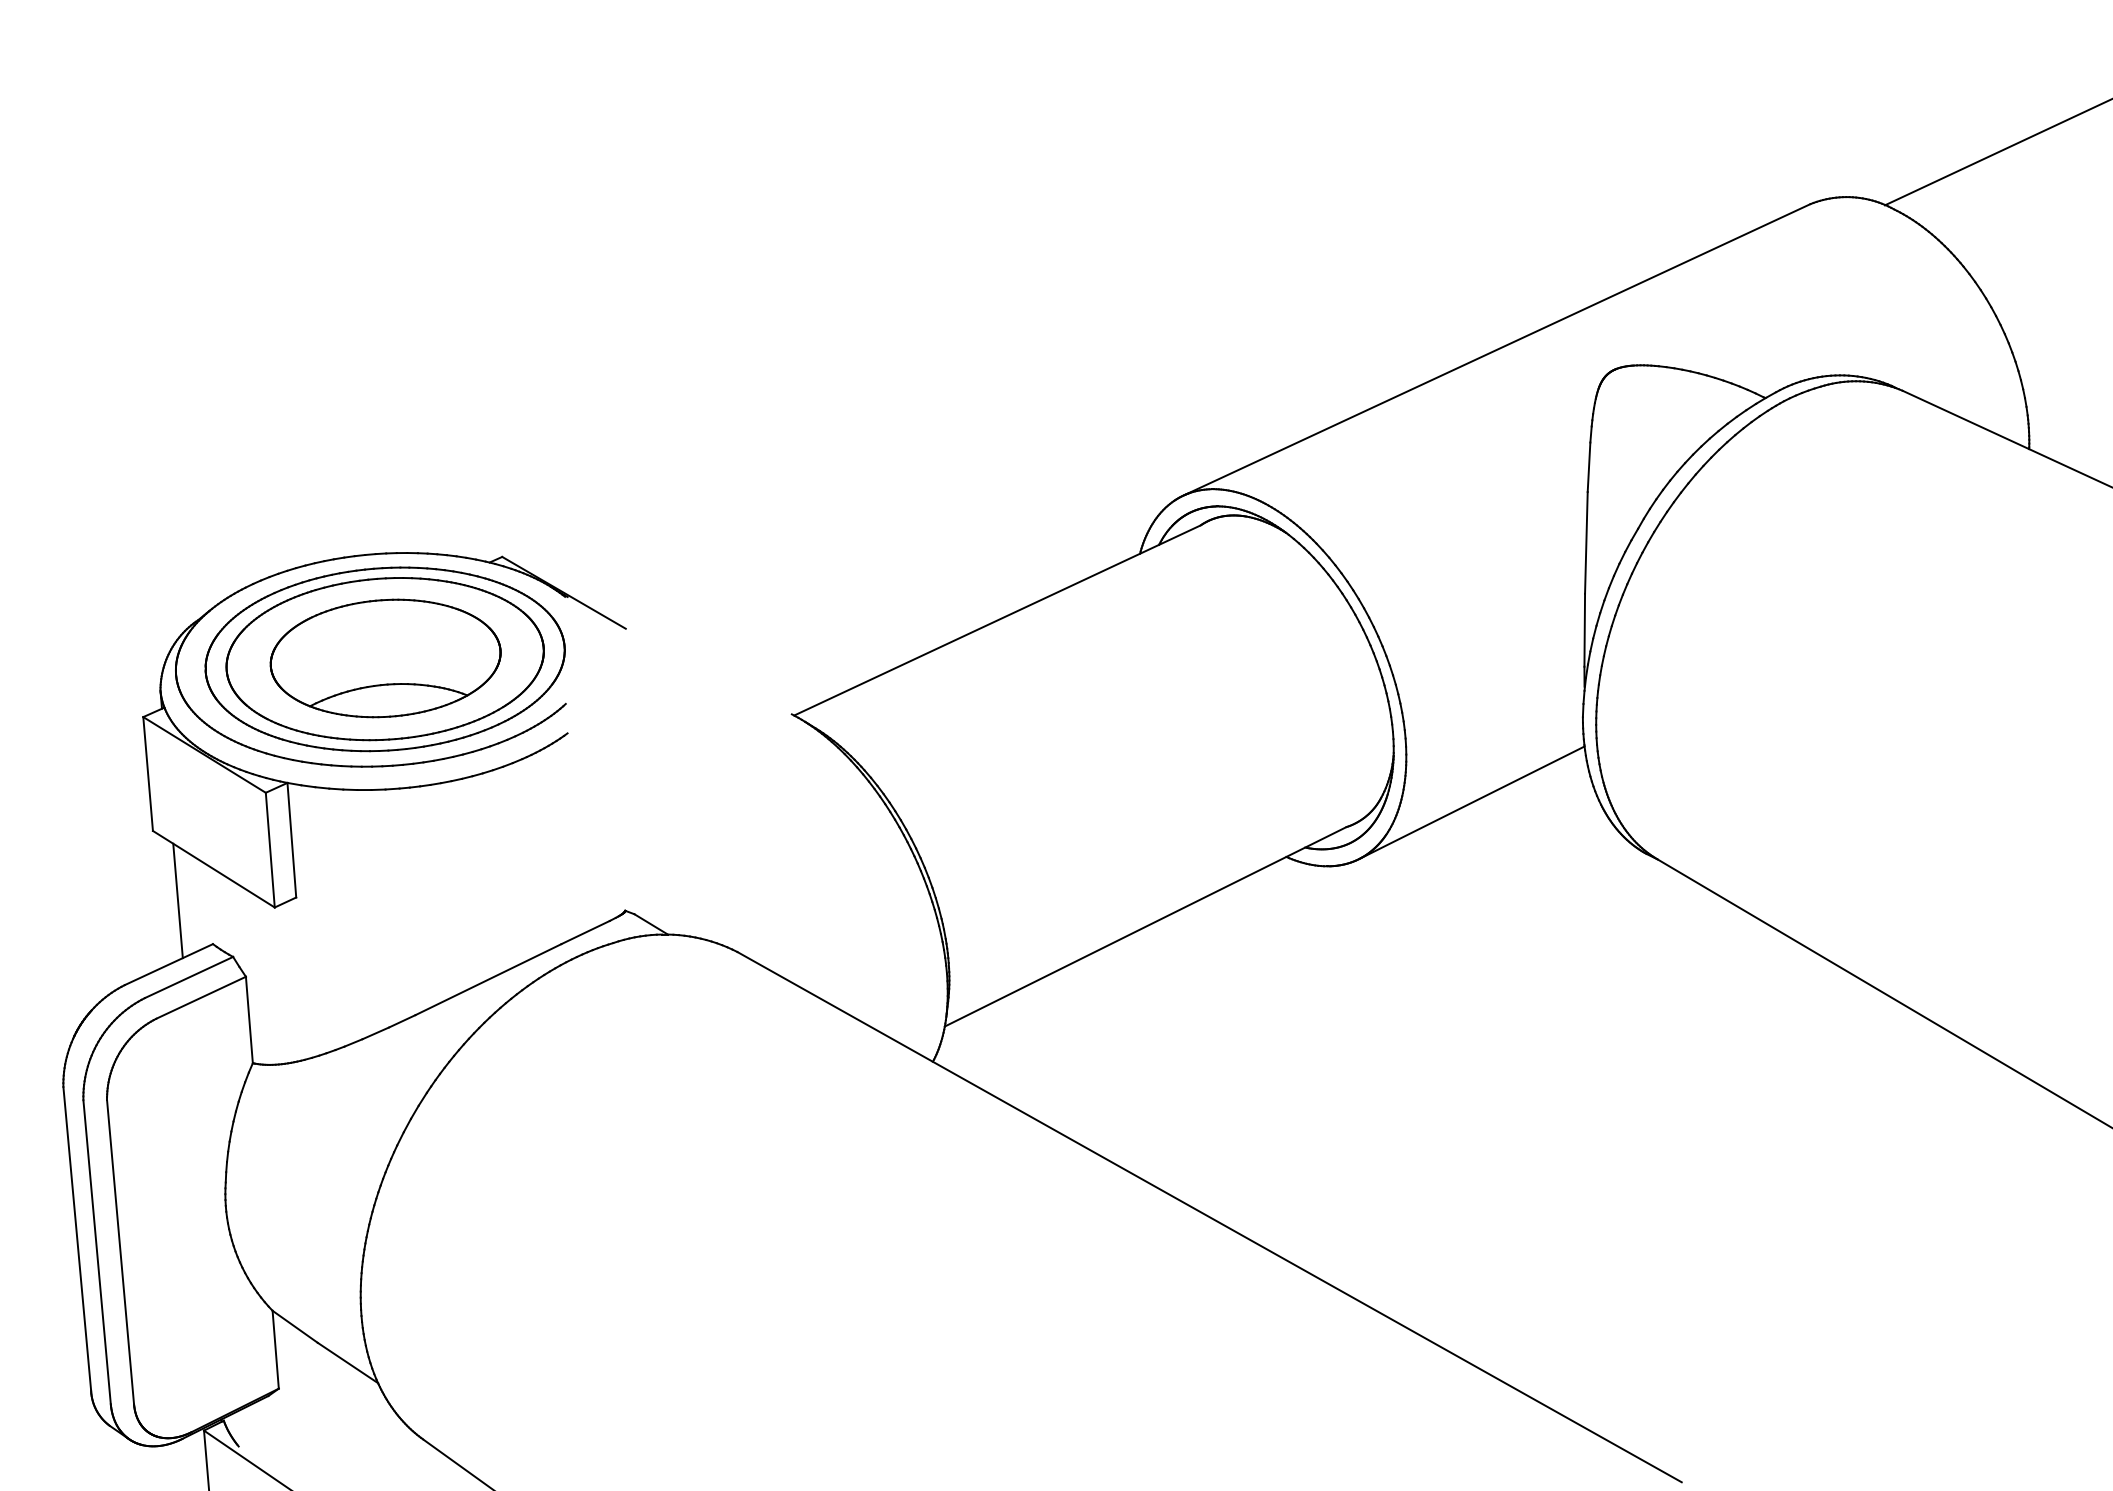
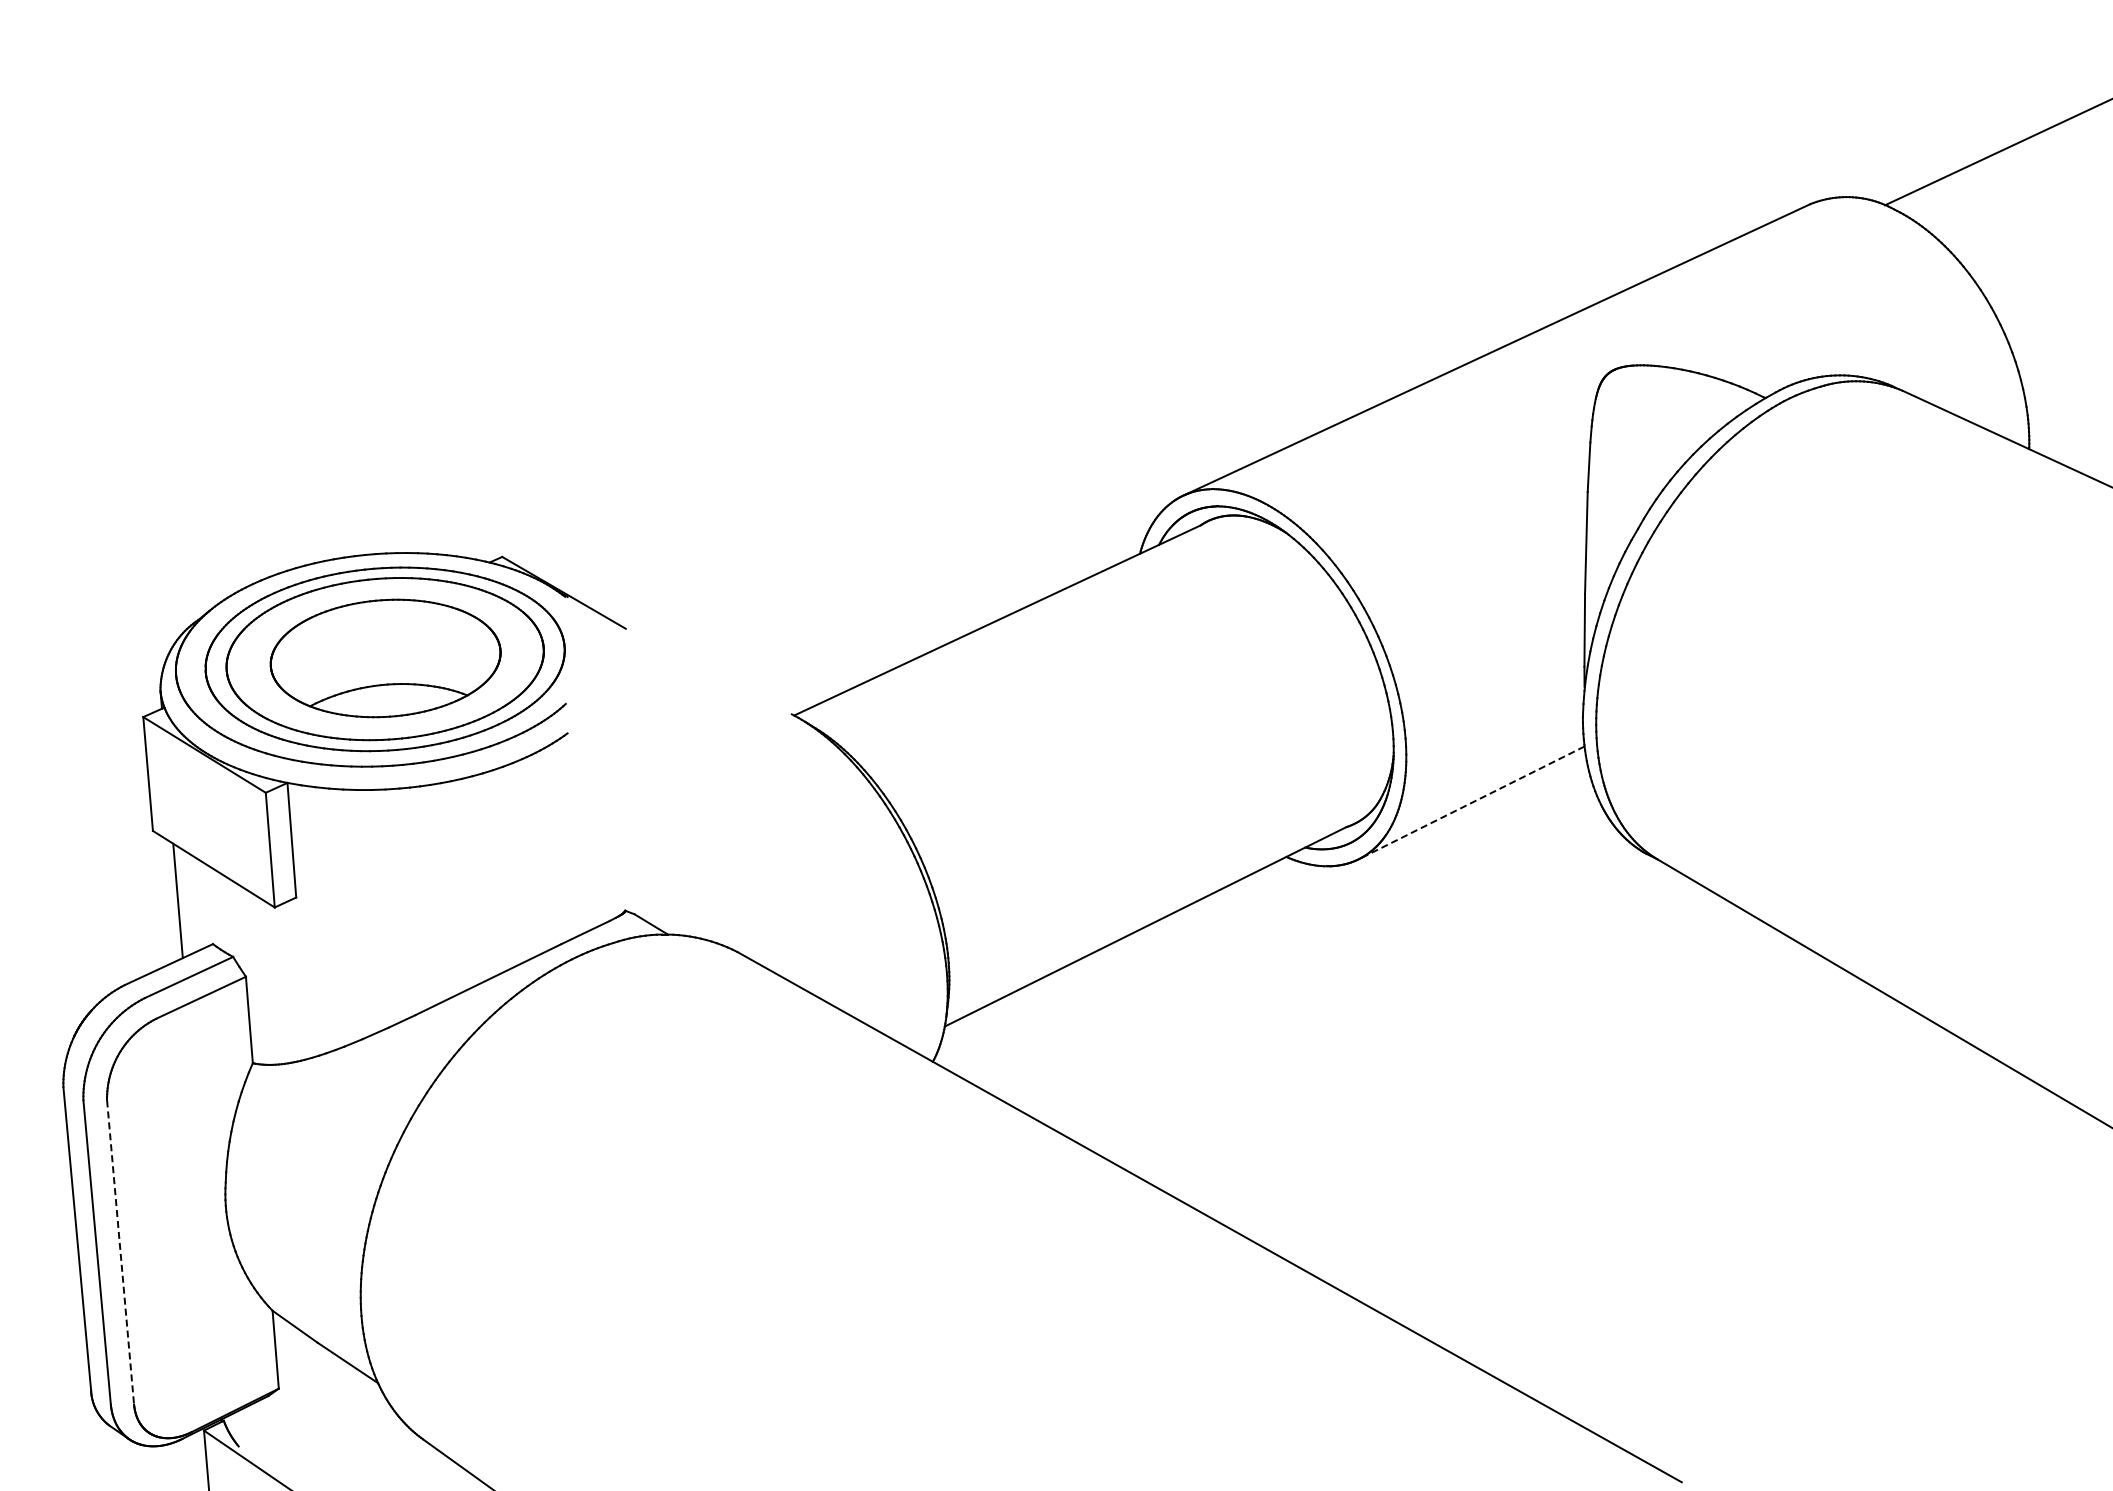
line: solid -> dashed (1472, 802)
line: solid -> dashed (120, 1252)
